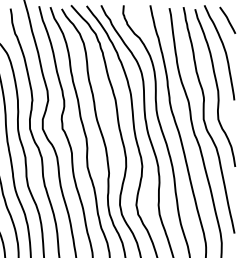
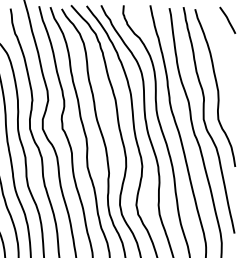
curve: present -> none (223, 49)
